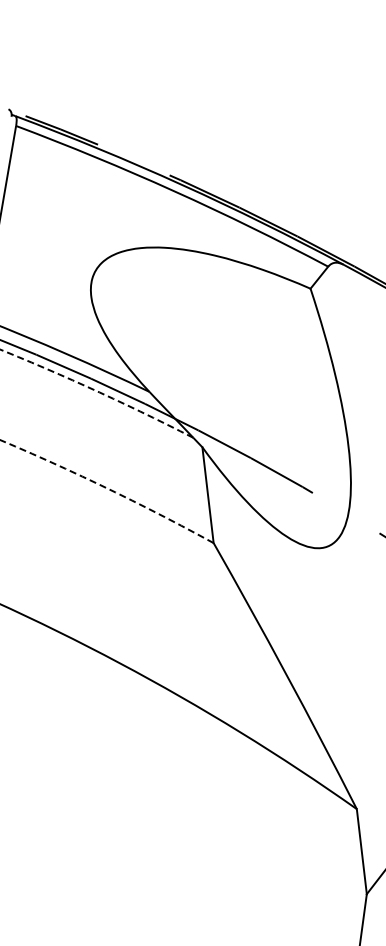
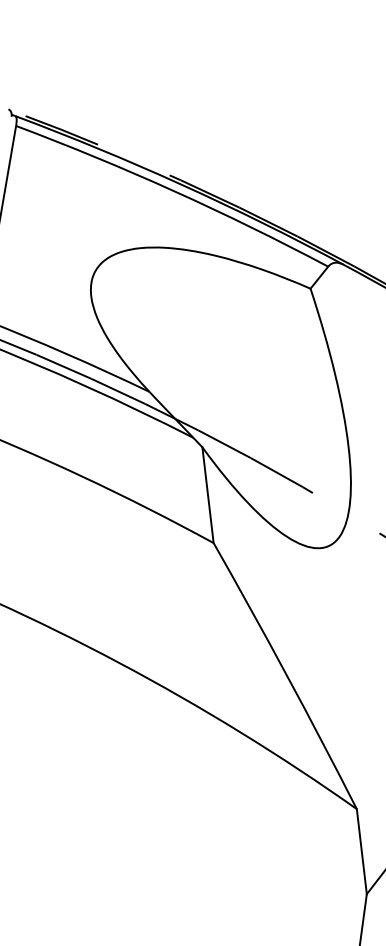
arc: dashed -> solid (97, 391)
arc: dashed -> solid (108, 489)
